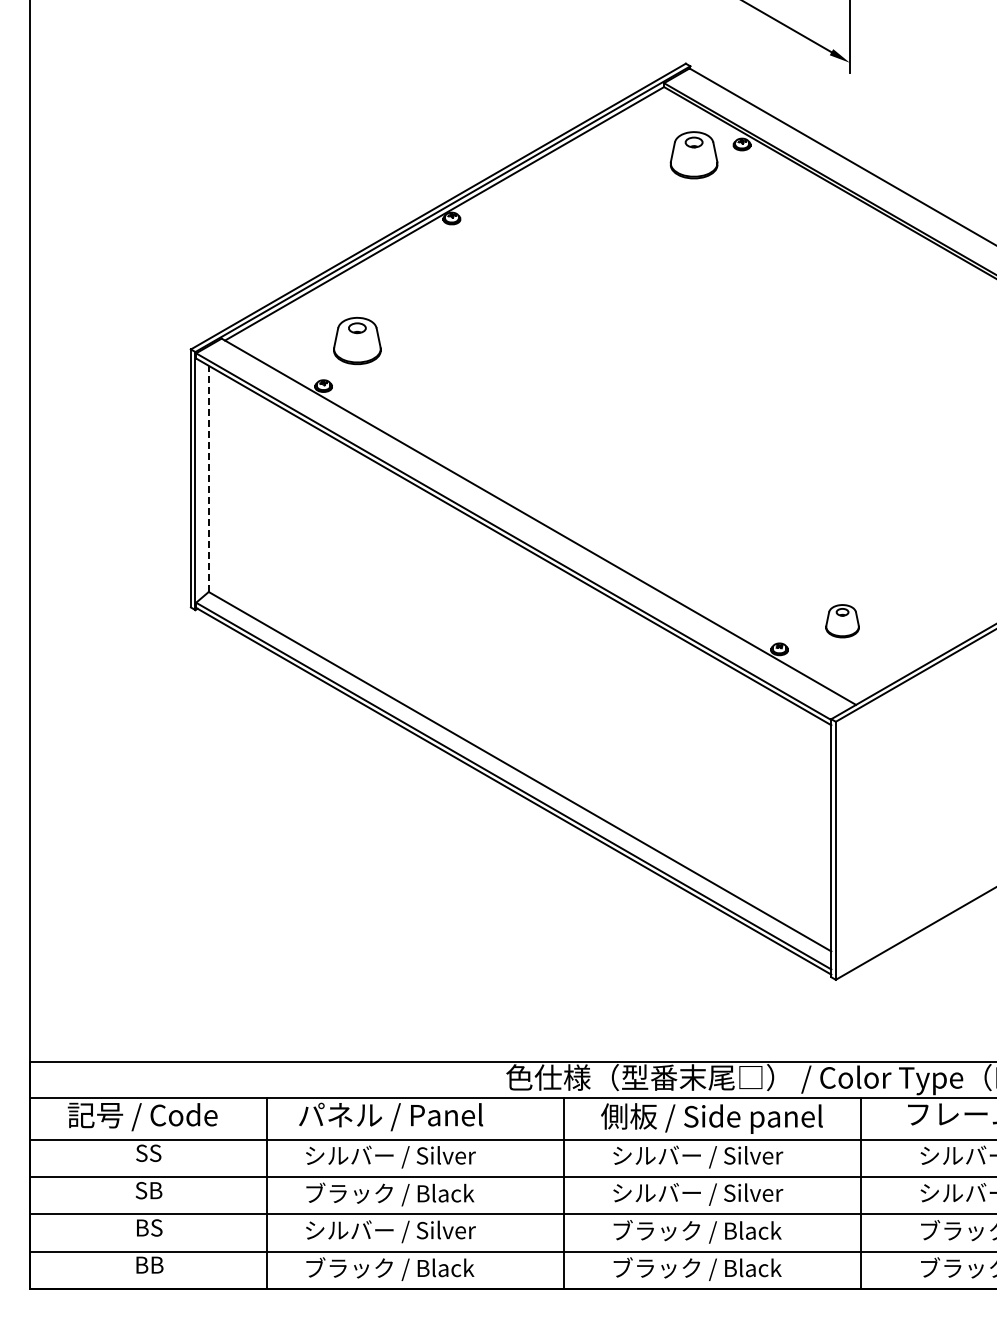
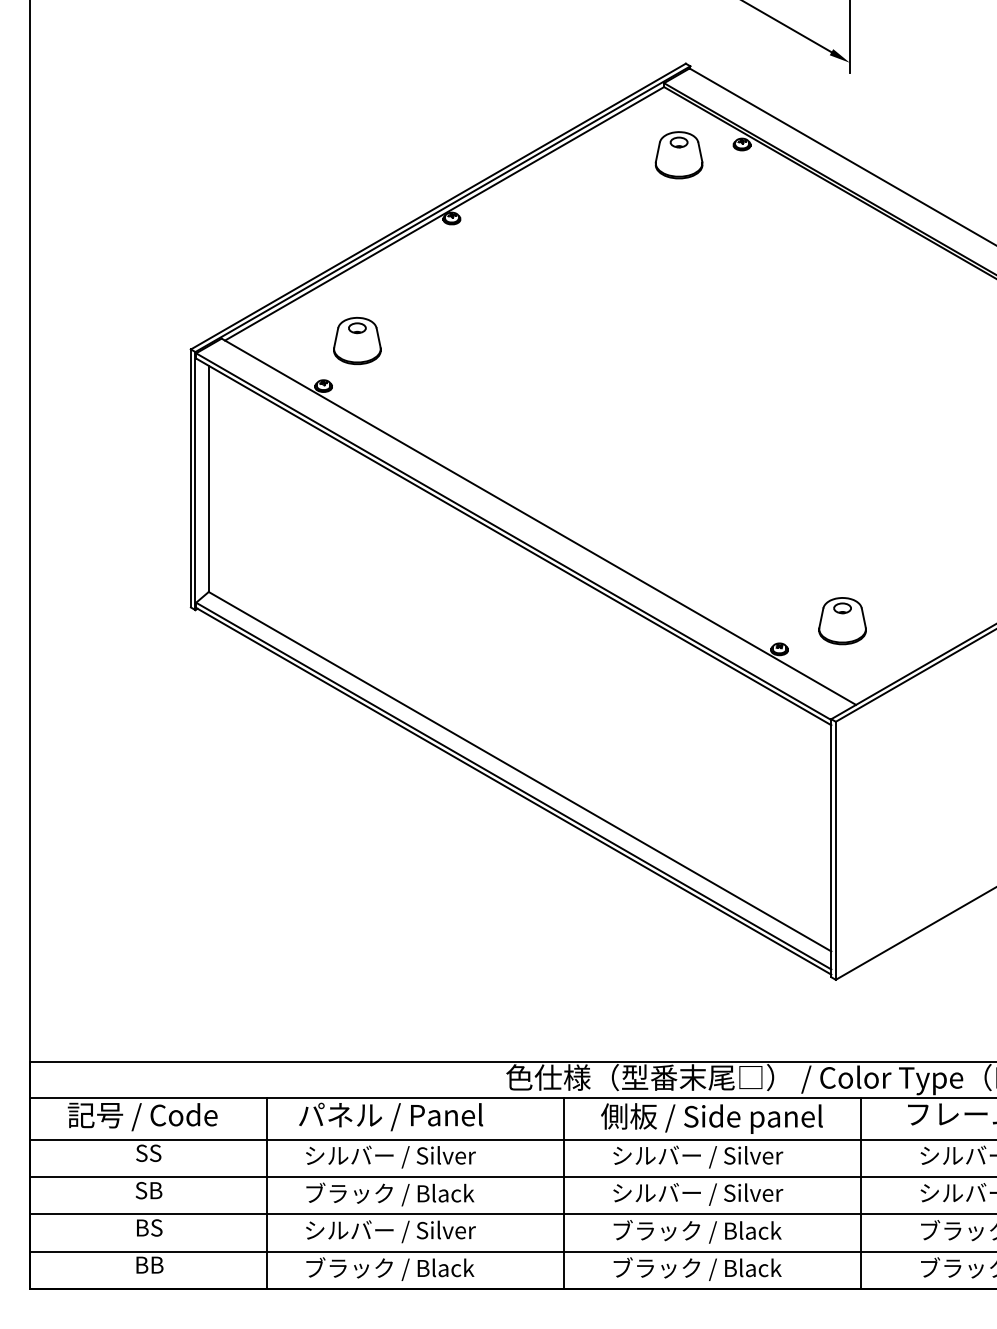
part position: (693, 155) -> (678, 155) (678, 155)
line: dashed -> solid (208, 478)
part size: 35x35 px -> 49x49 px (842, 621)
